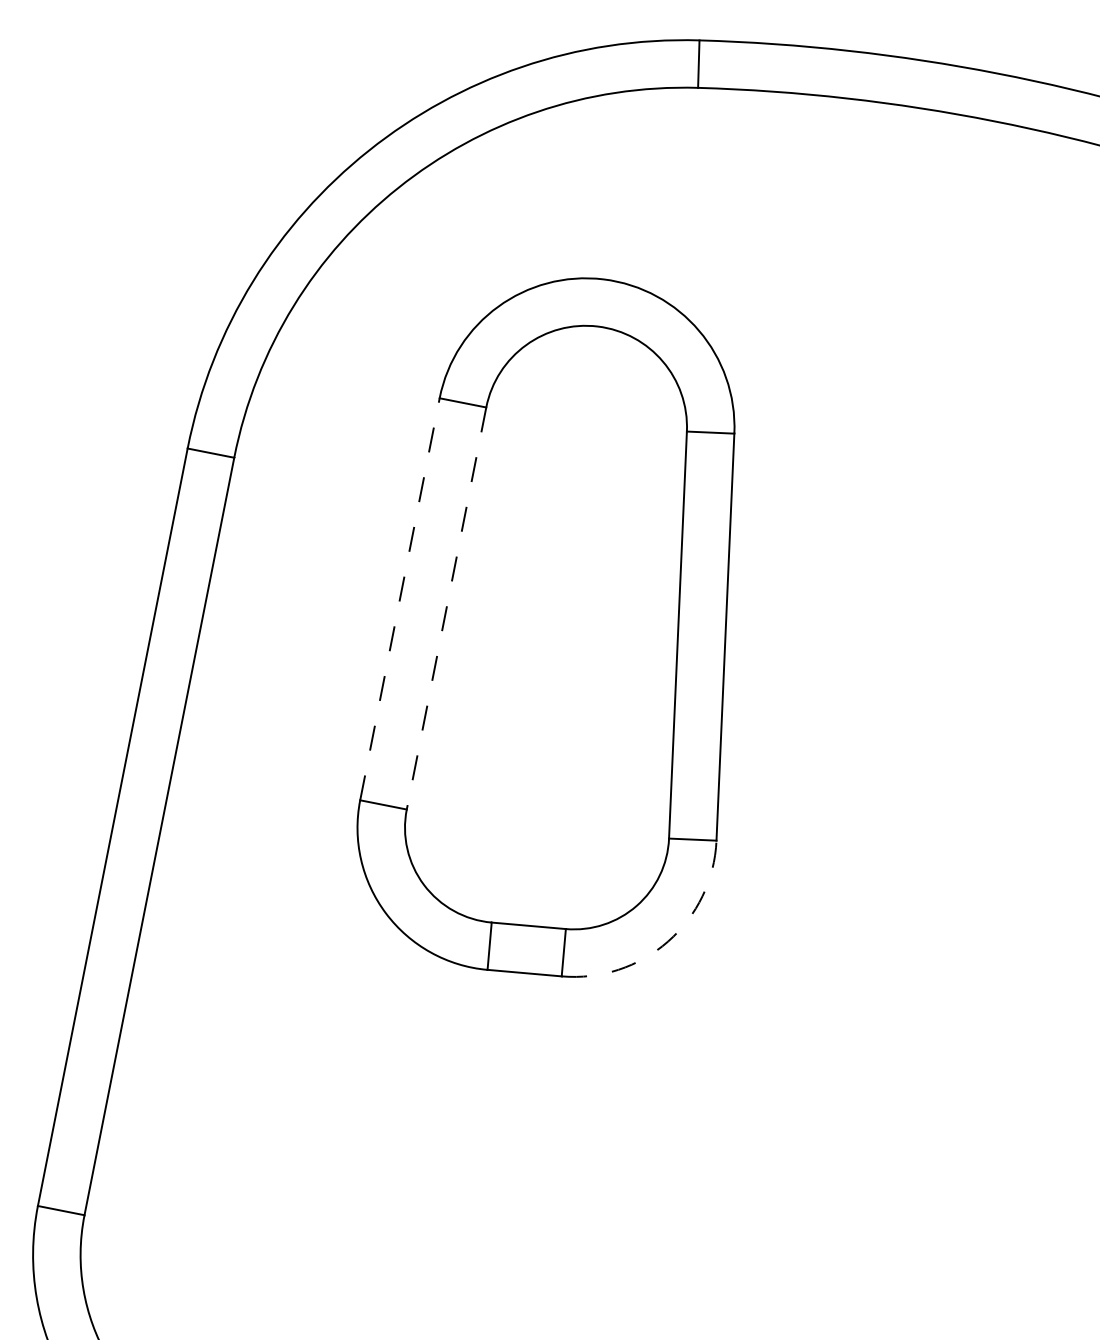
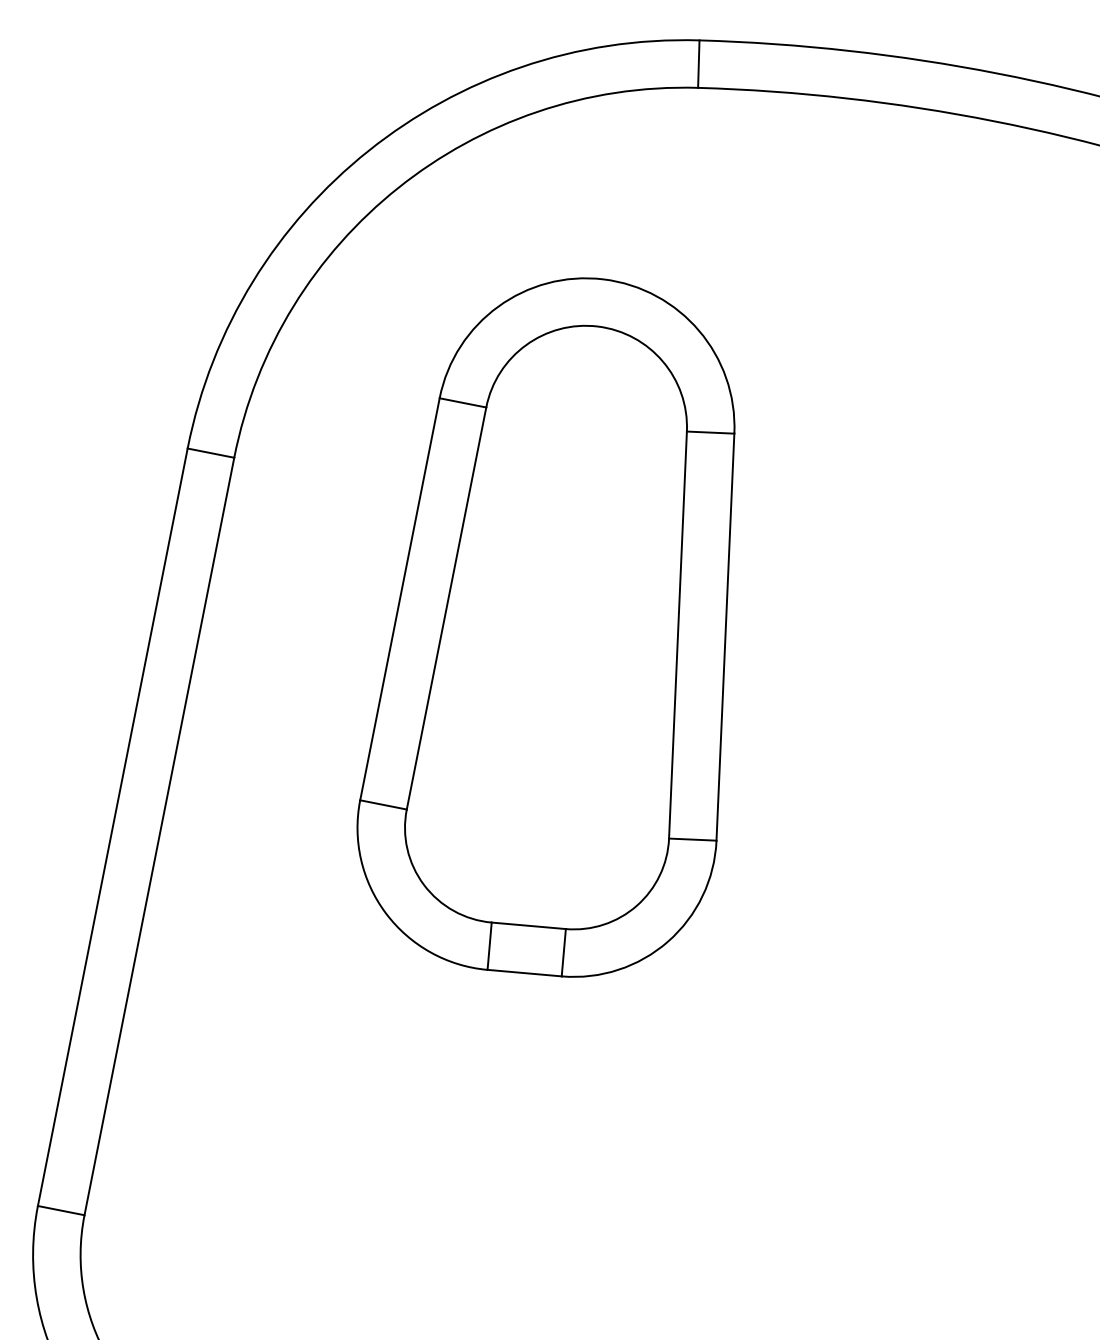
line: dashed -> solid (399, 599)
line: dashed -> solid (446, 608)
arc: dashed -> solid (668, 941)
